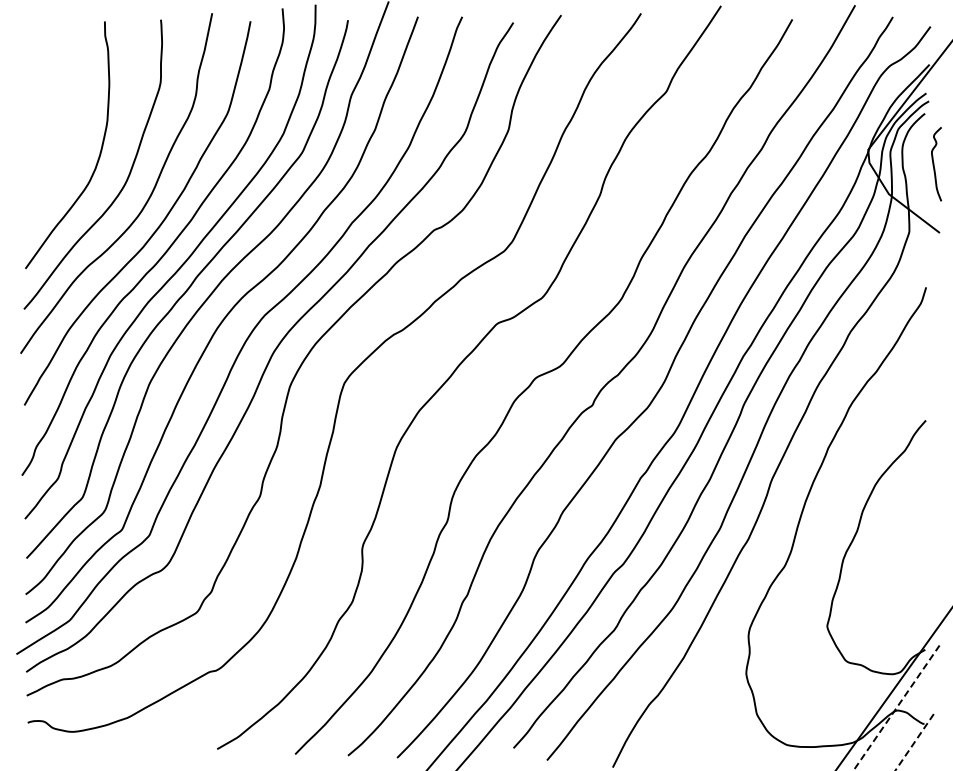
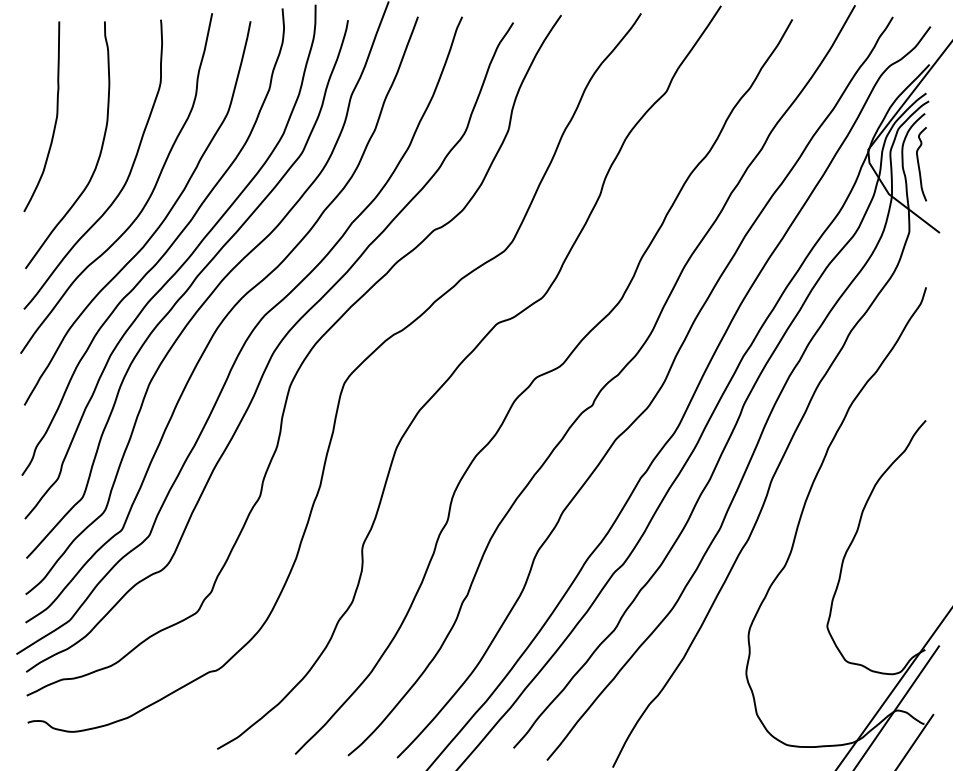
curve: none -> present (55, 118)
curve position: (934, 164) -> (919, 164) (919, 164)
line: dashed -> solid (896, 708)
line: dashed -> solid (914, 742)
